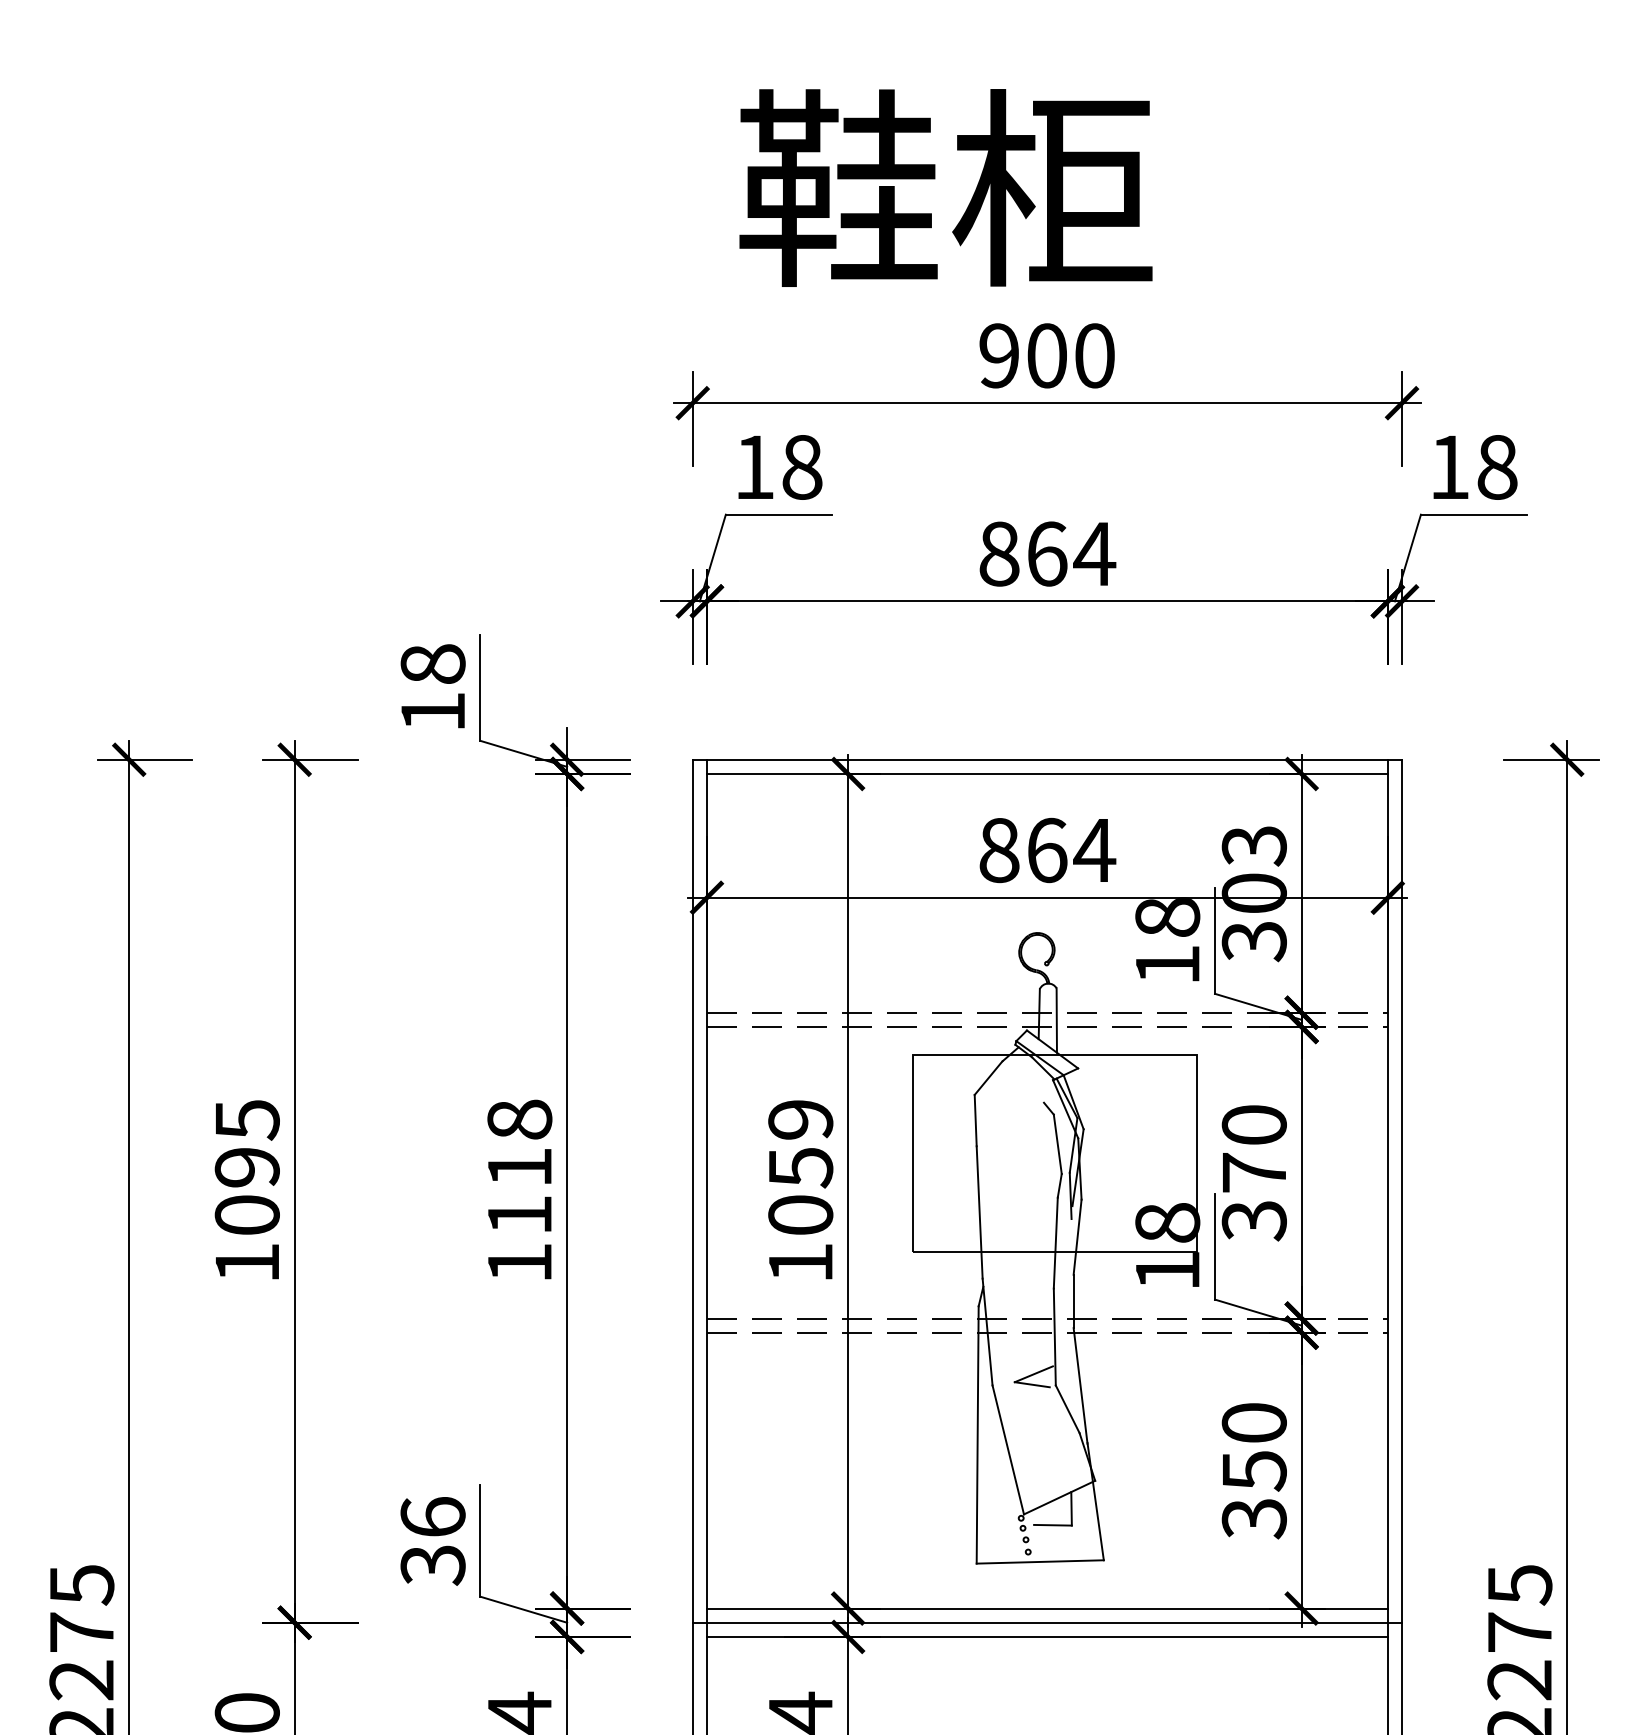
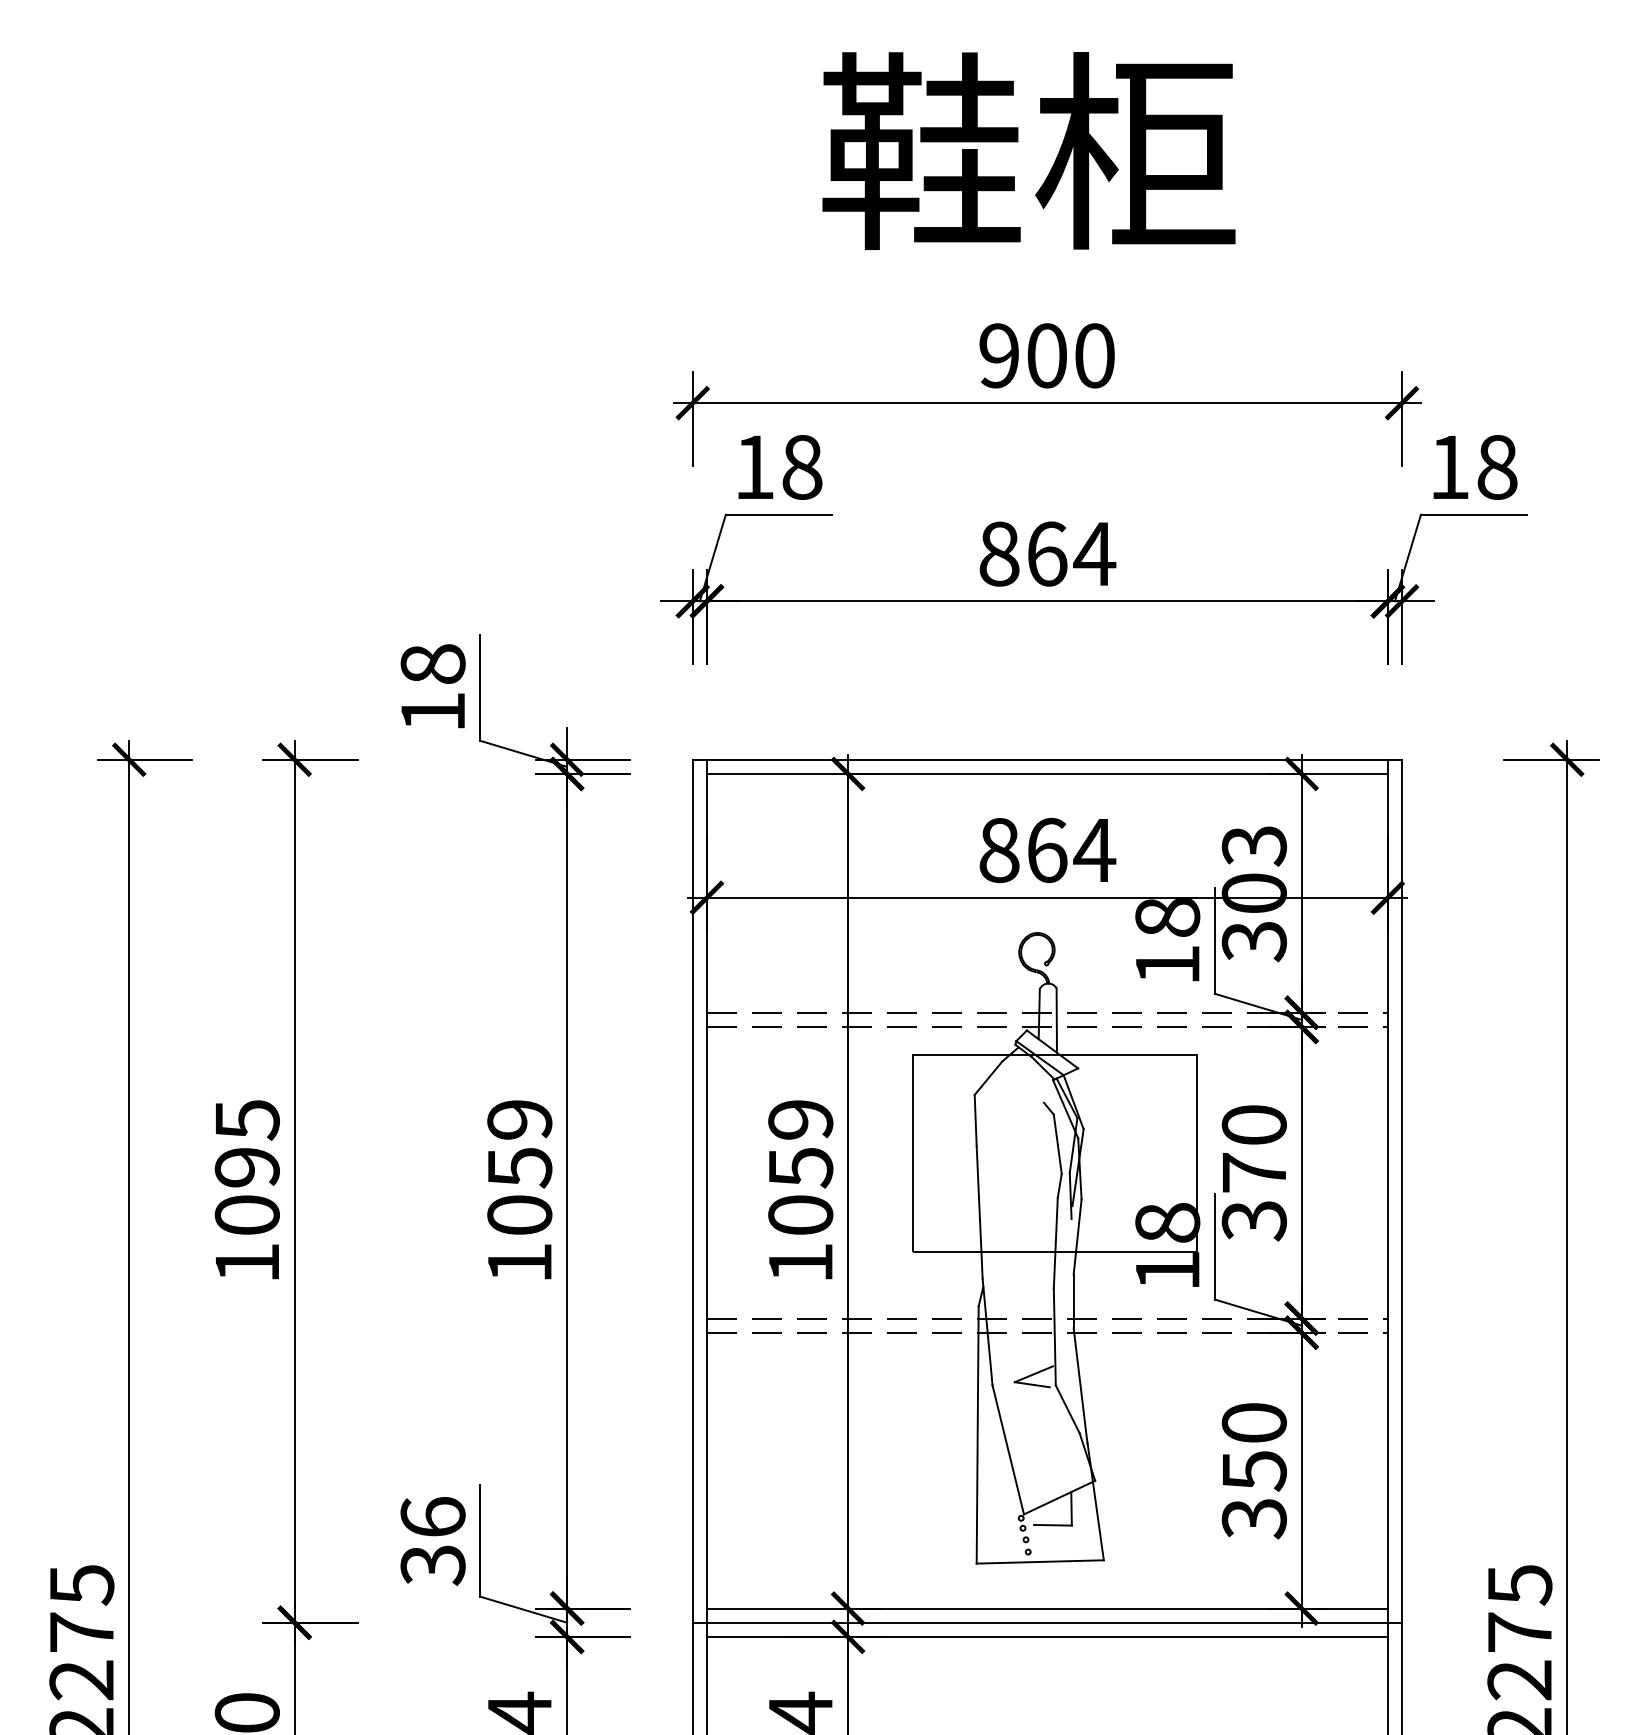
text position: (945, 187) -> (1028, 150) (1028, 150)
text: 1118 -> 1059 (519, 1166)
